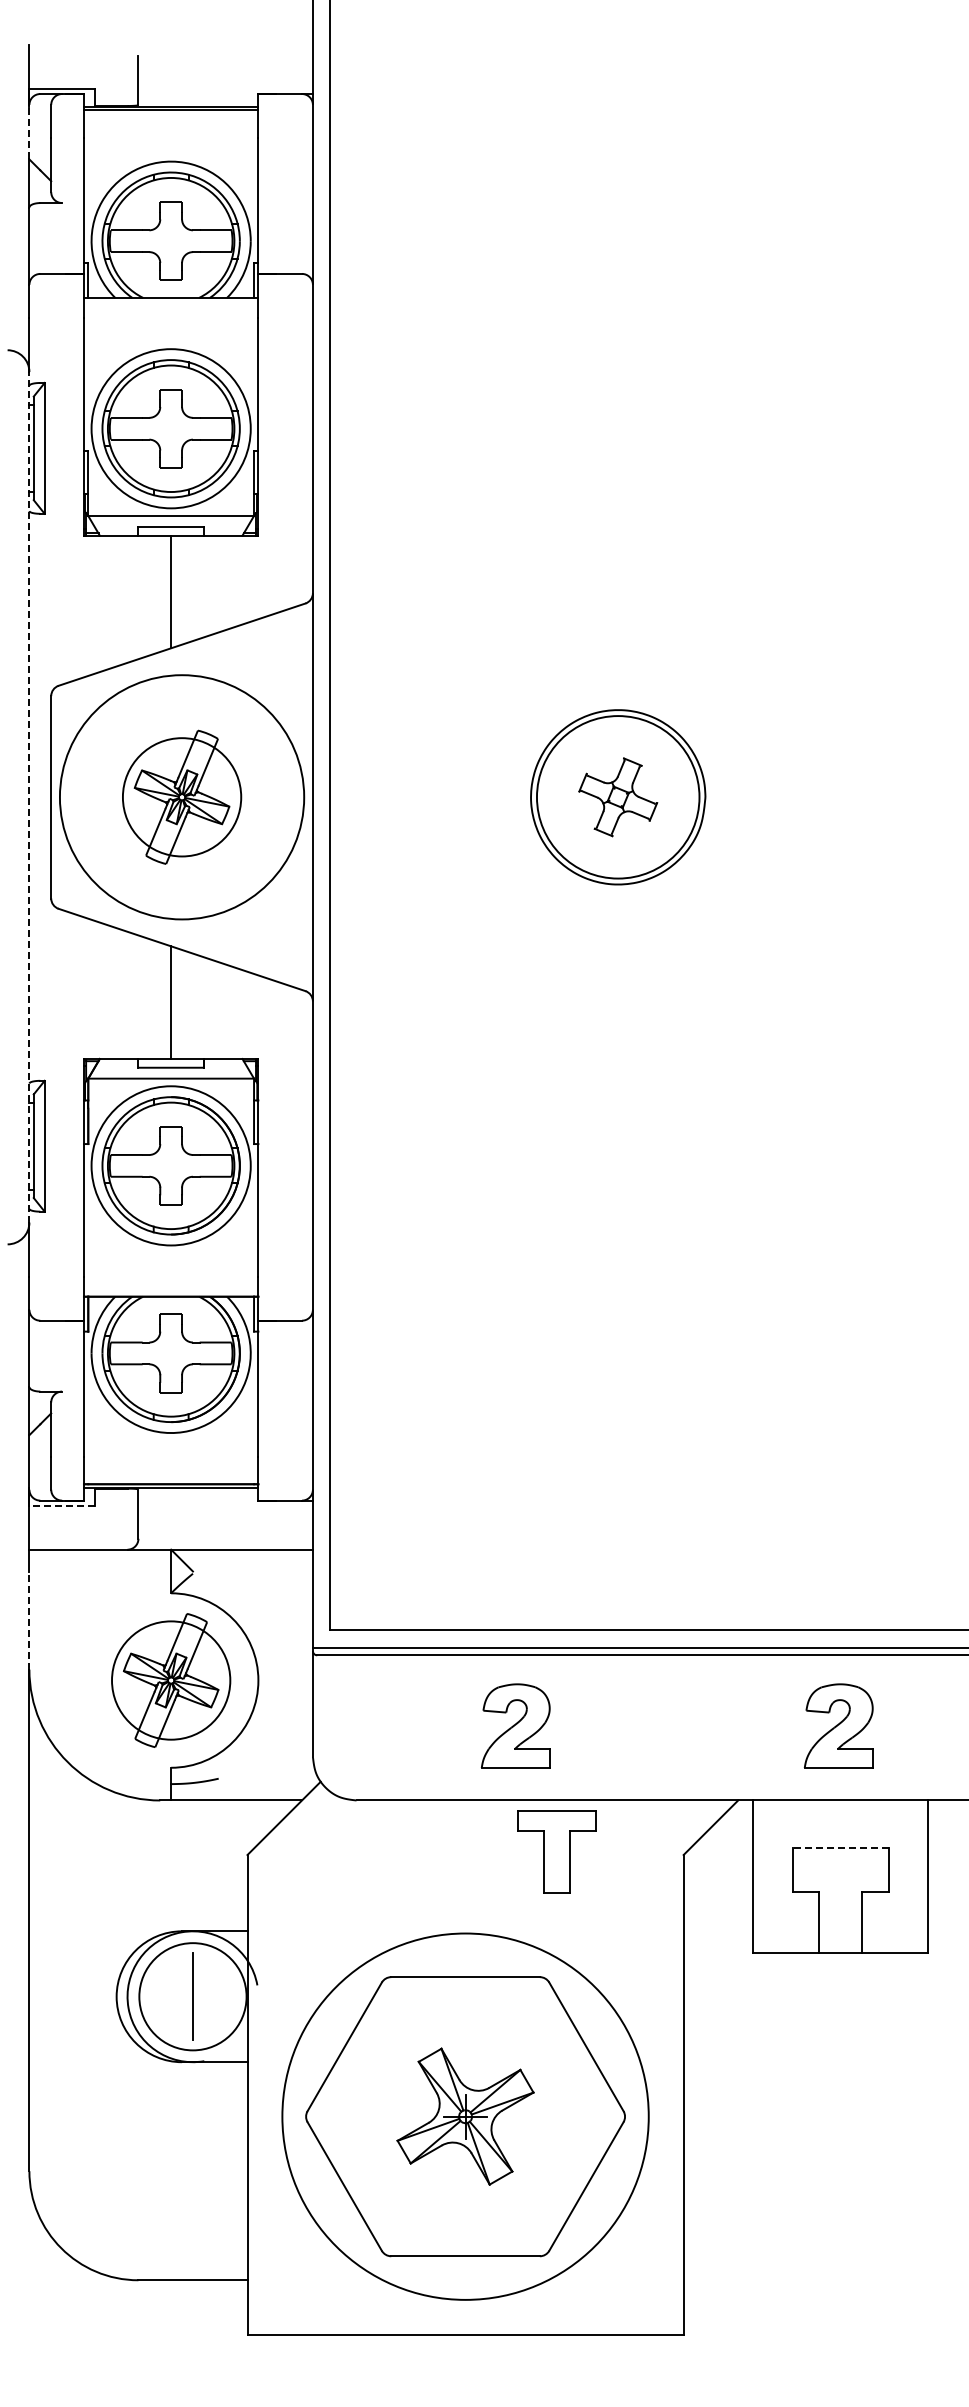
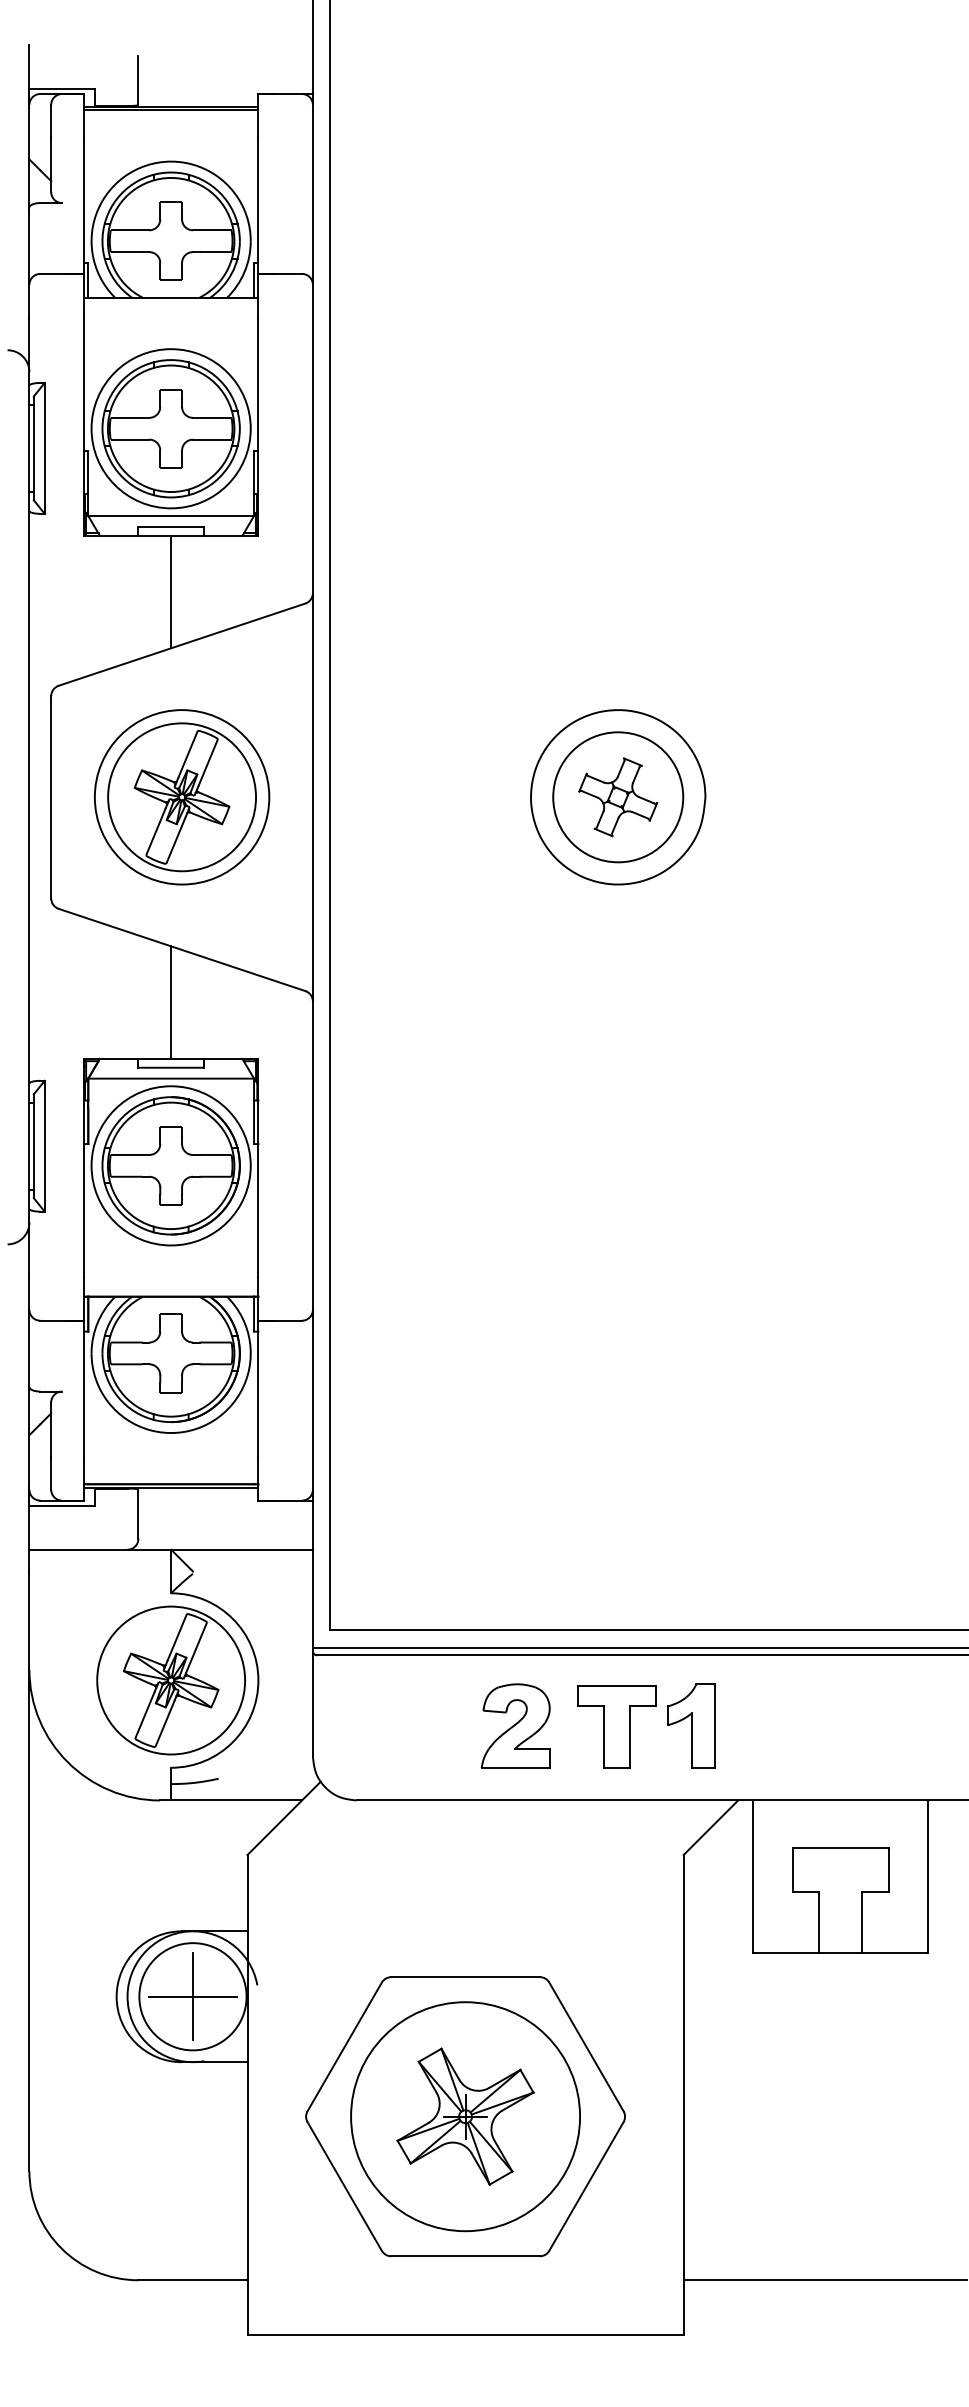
line: dashed -> solid (29, 132)
line: dashed -> solid (29, 796)
circle diameter: 118 px -> 148 px (182, 797)
circle diameter: 244 px -> 174 px (181, 797)
circle diameter: 163 px -> 130 px (618, 797)
line: dashed -> solid (62, 1506)
line: dashed -> solid (29, 1620)
circle diameter: 118 px -> 148 px (171, 1680)
part: none -> present (691, 1725)
part: present -> none (838, 1725)
line: dashed -> solid (840, 1848)
part position: (556, 1851) -> (616, 1726) (616, 1726)
line: none -> present (192, 1996)
circle diameter: 366 px -> 229 px (465, 2116)
line: none -> present (824, 2280)
